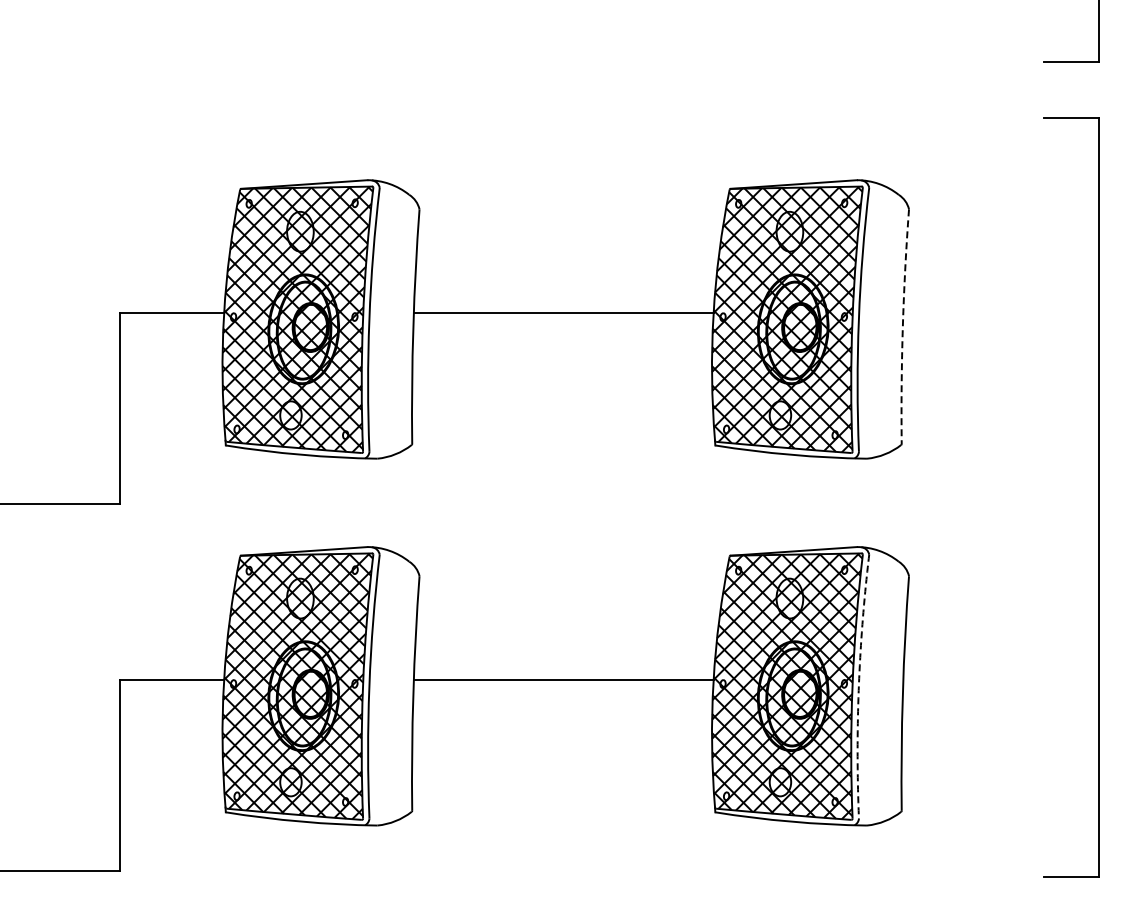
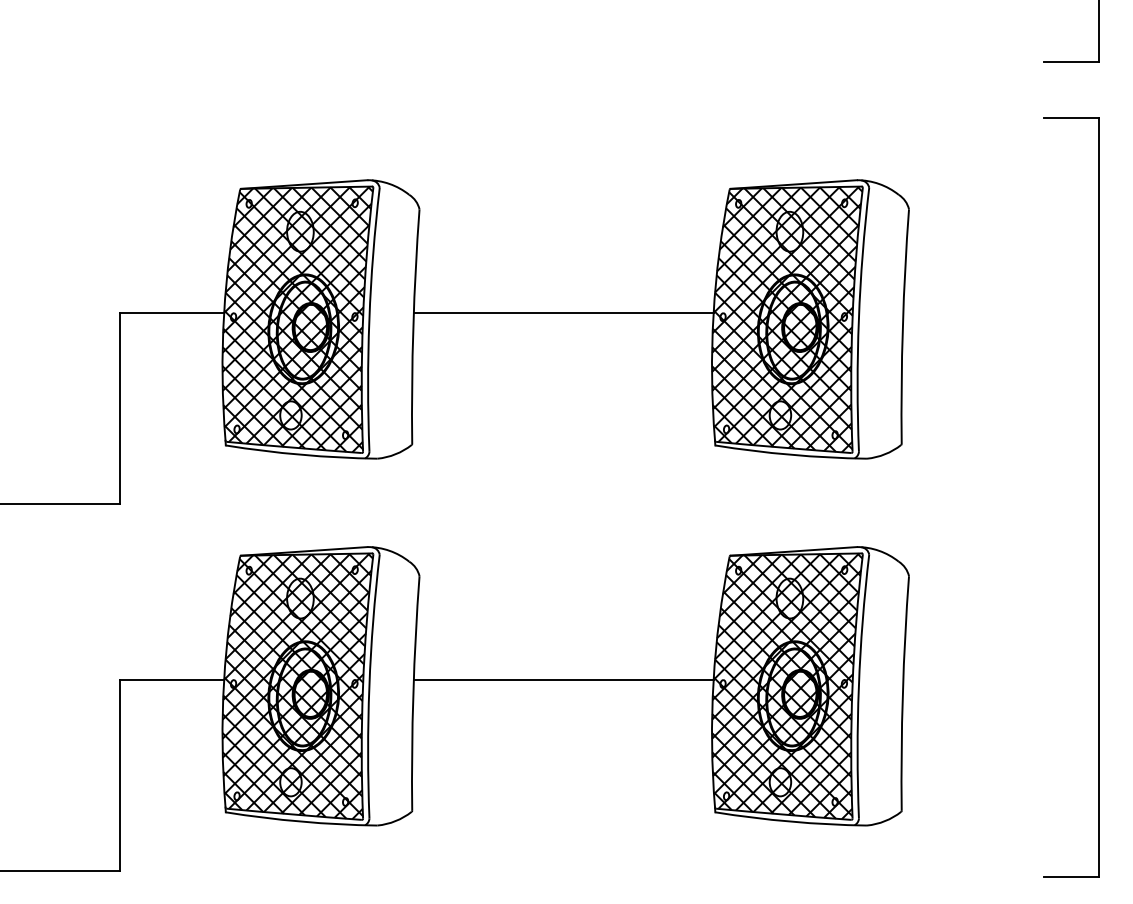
arc: dashed -> solid (902, 326)
arc: dashed -> solid (858, 686)
